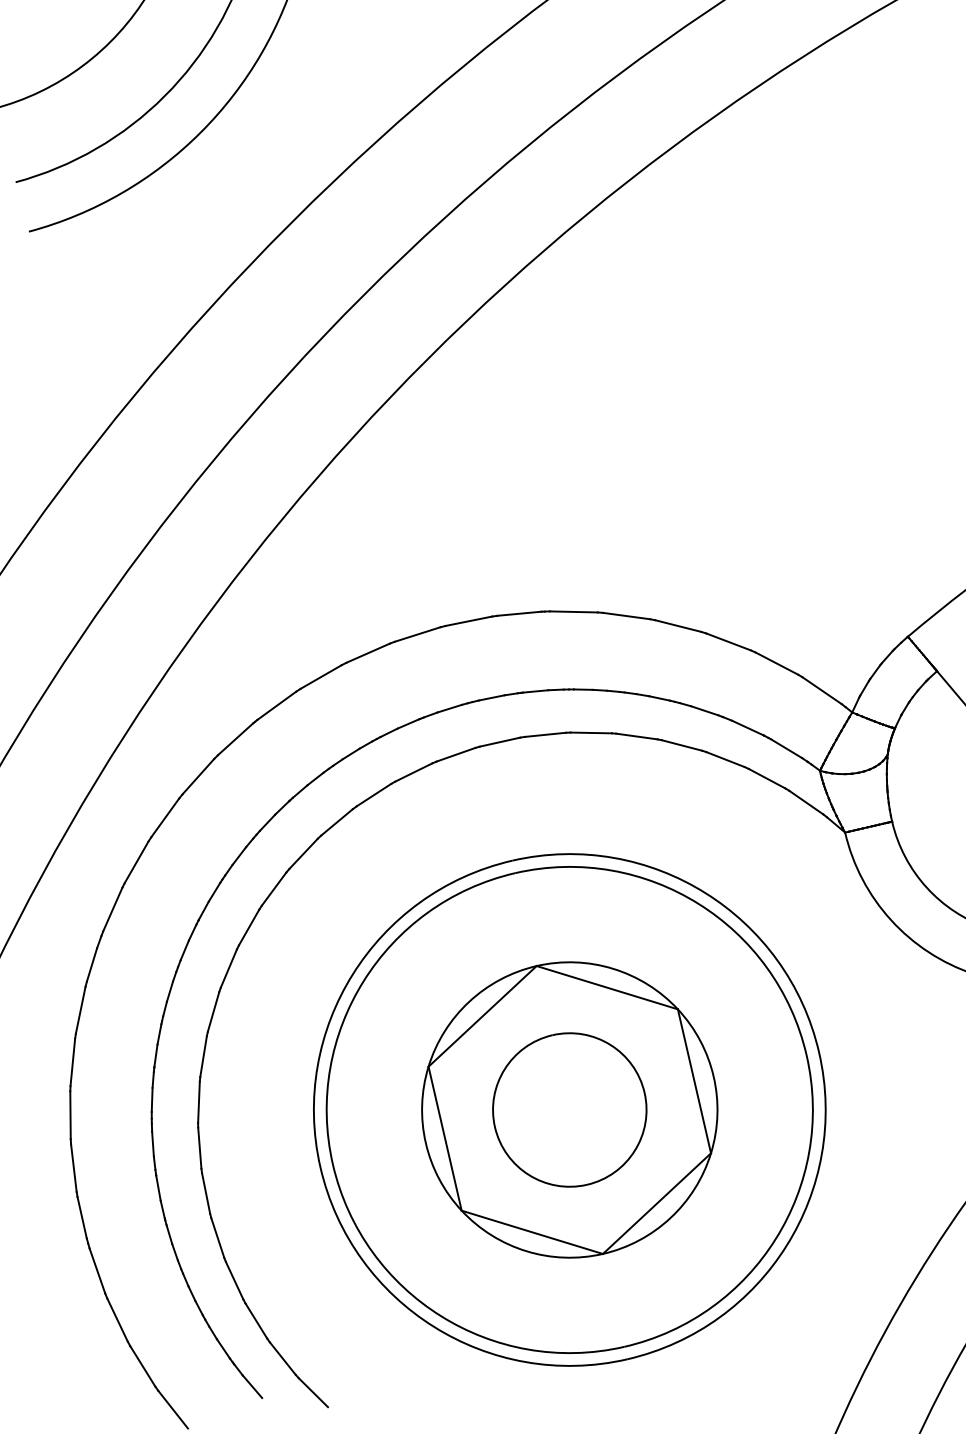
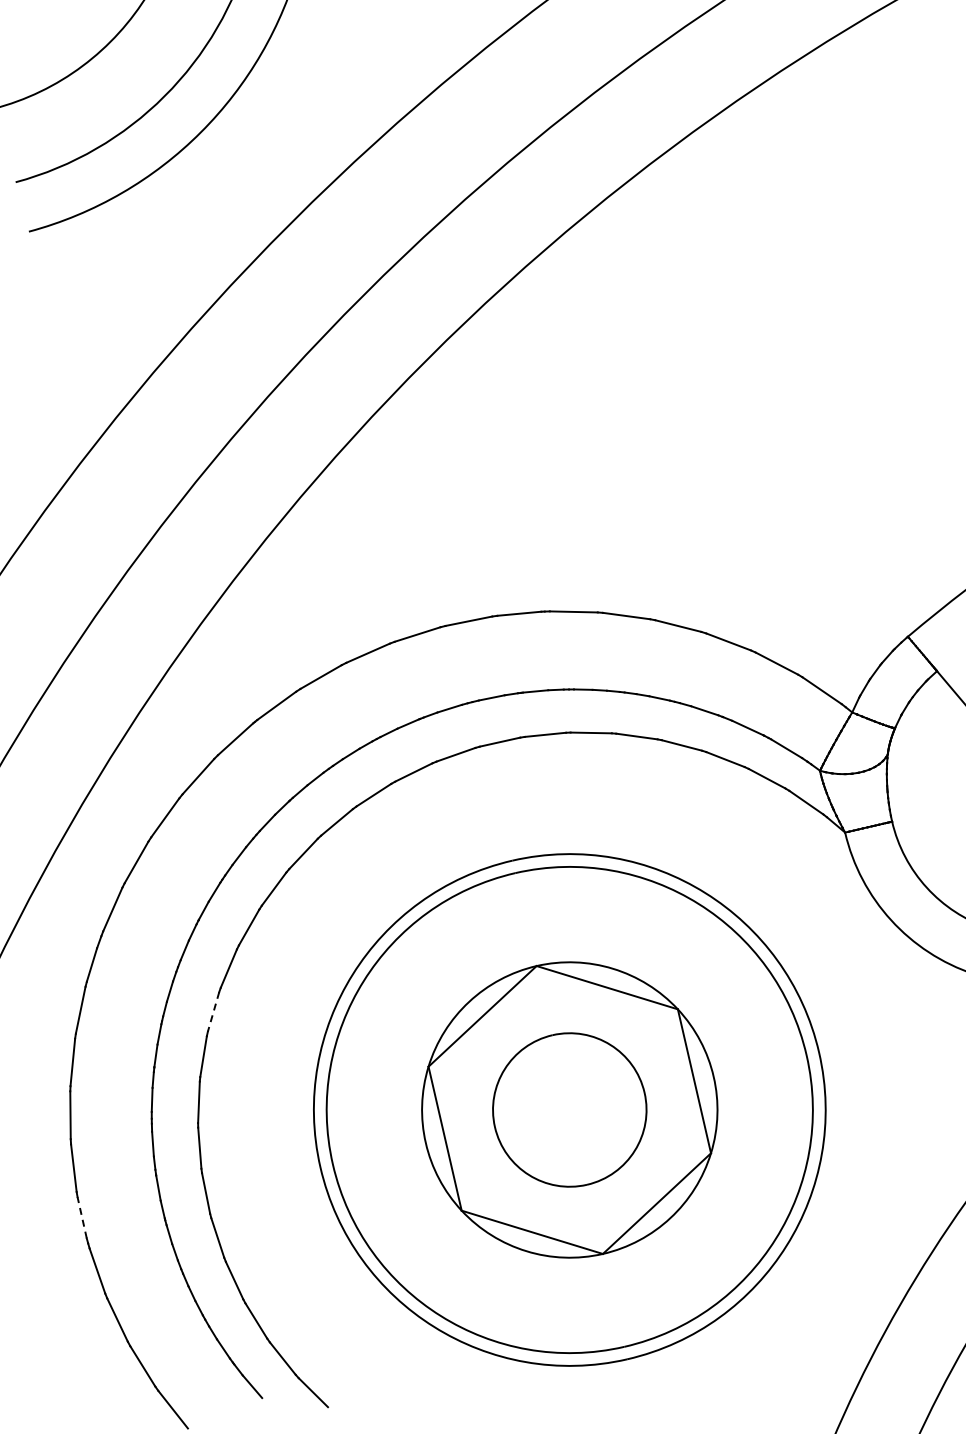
line: solid -> dashed (213, 1011)
line: solid -> dashed (82, 1217)
